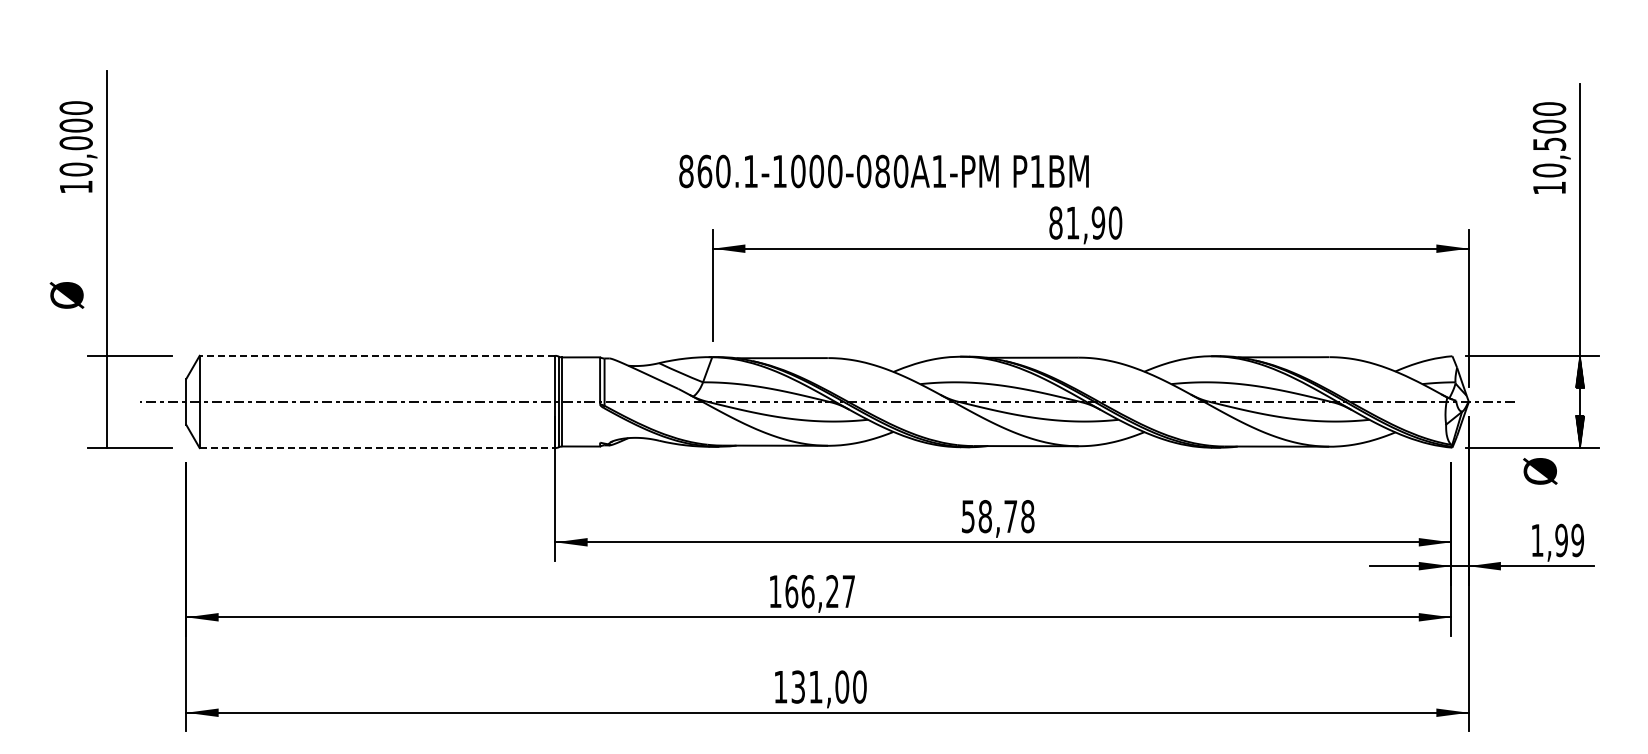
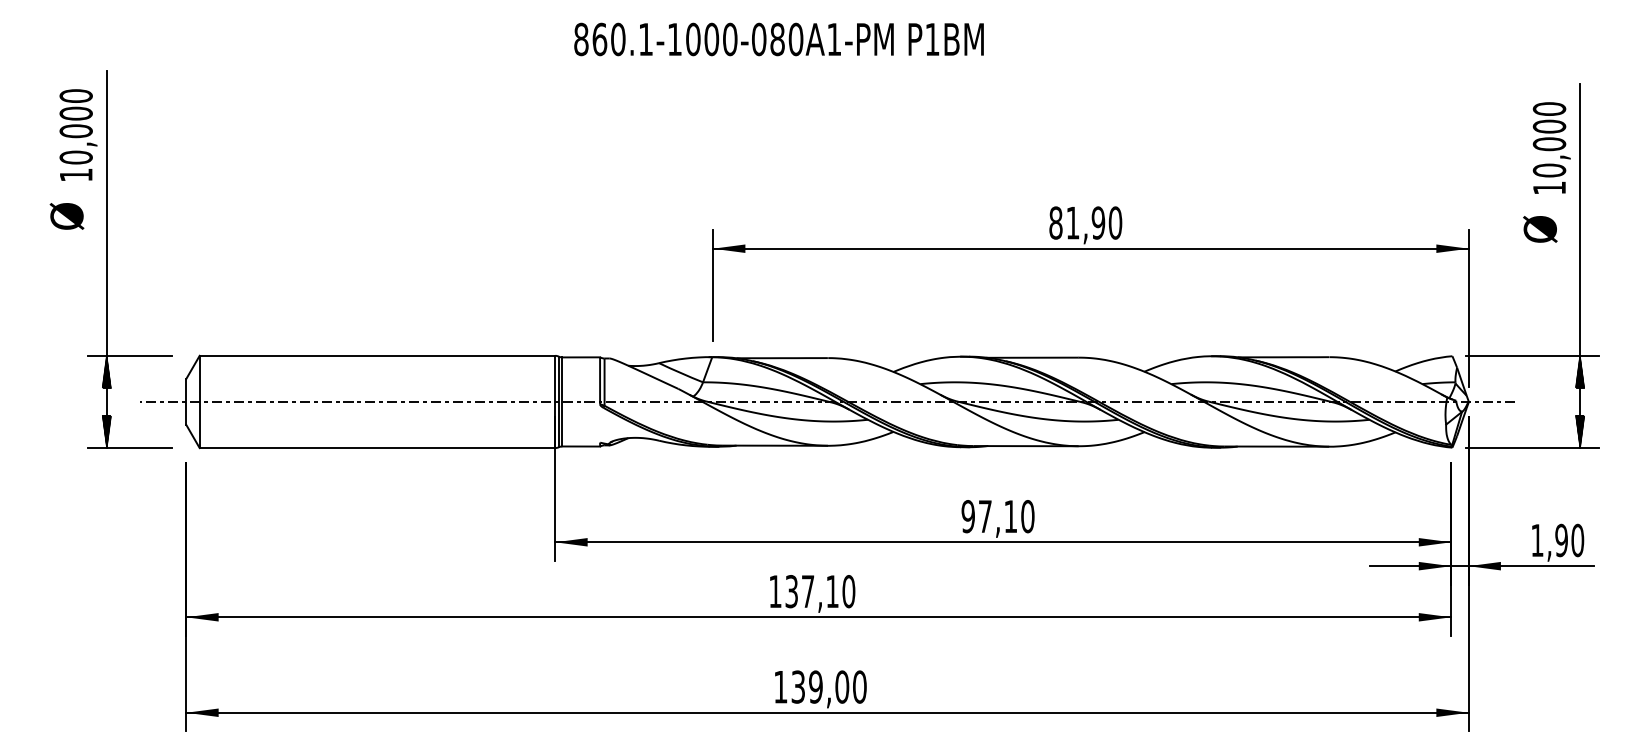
text: 10,500 -> 10,000 (1549, 144)
text position: (78, 146) -> (78, 134) (78, 134)
text position: (883, 171) -> (778, 39) (778, 39)
text position: (66, 295) -> (66, 216) (66, 216)
line: dashed -> solid (377, 355)
hatch: none -> present (106, 371)
hatch: none -> present (106, 431)
line: dashed -> solid (377, 448)
text position: (1540, 471) -> (1540, 229) (1540, 229)
text: 58,78 -> 97,10 (997, 516)
text: 1,99 -> 1,90 (1577, 540)
text: 166,27 -> 137,10 (820, 591)
text: 131,00 -> 139,00 (815, 686)
